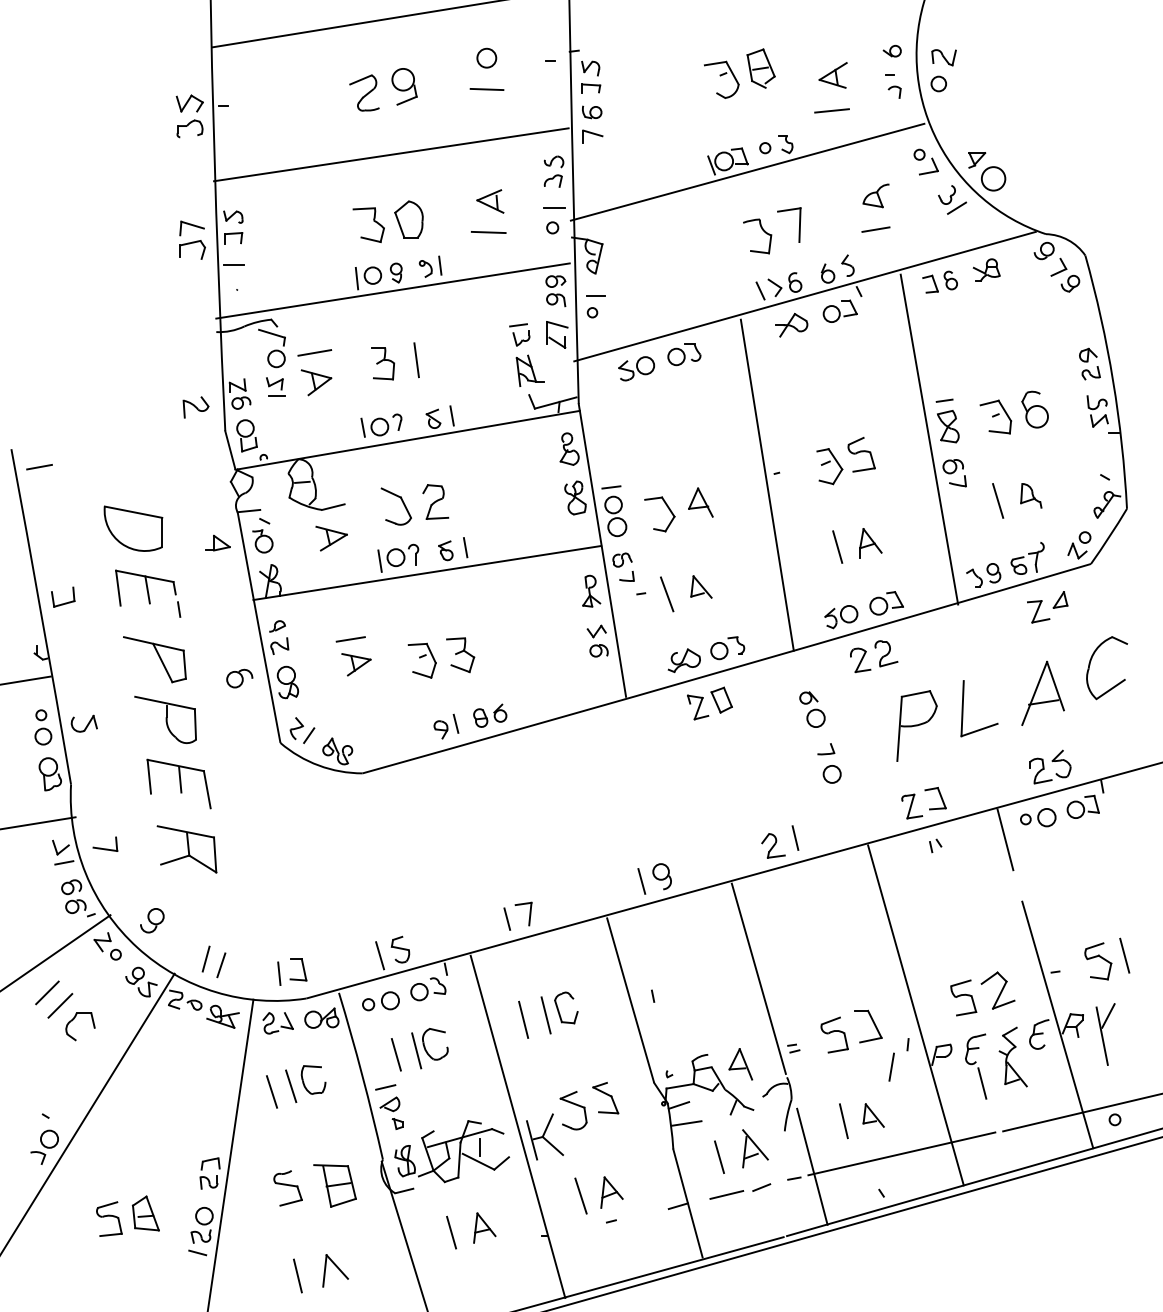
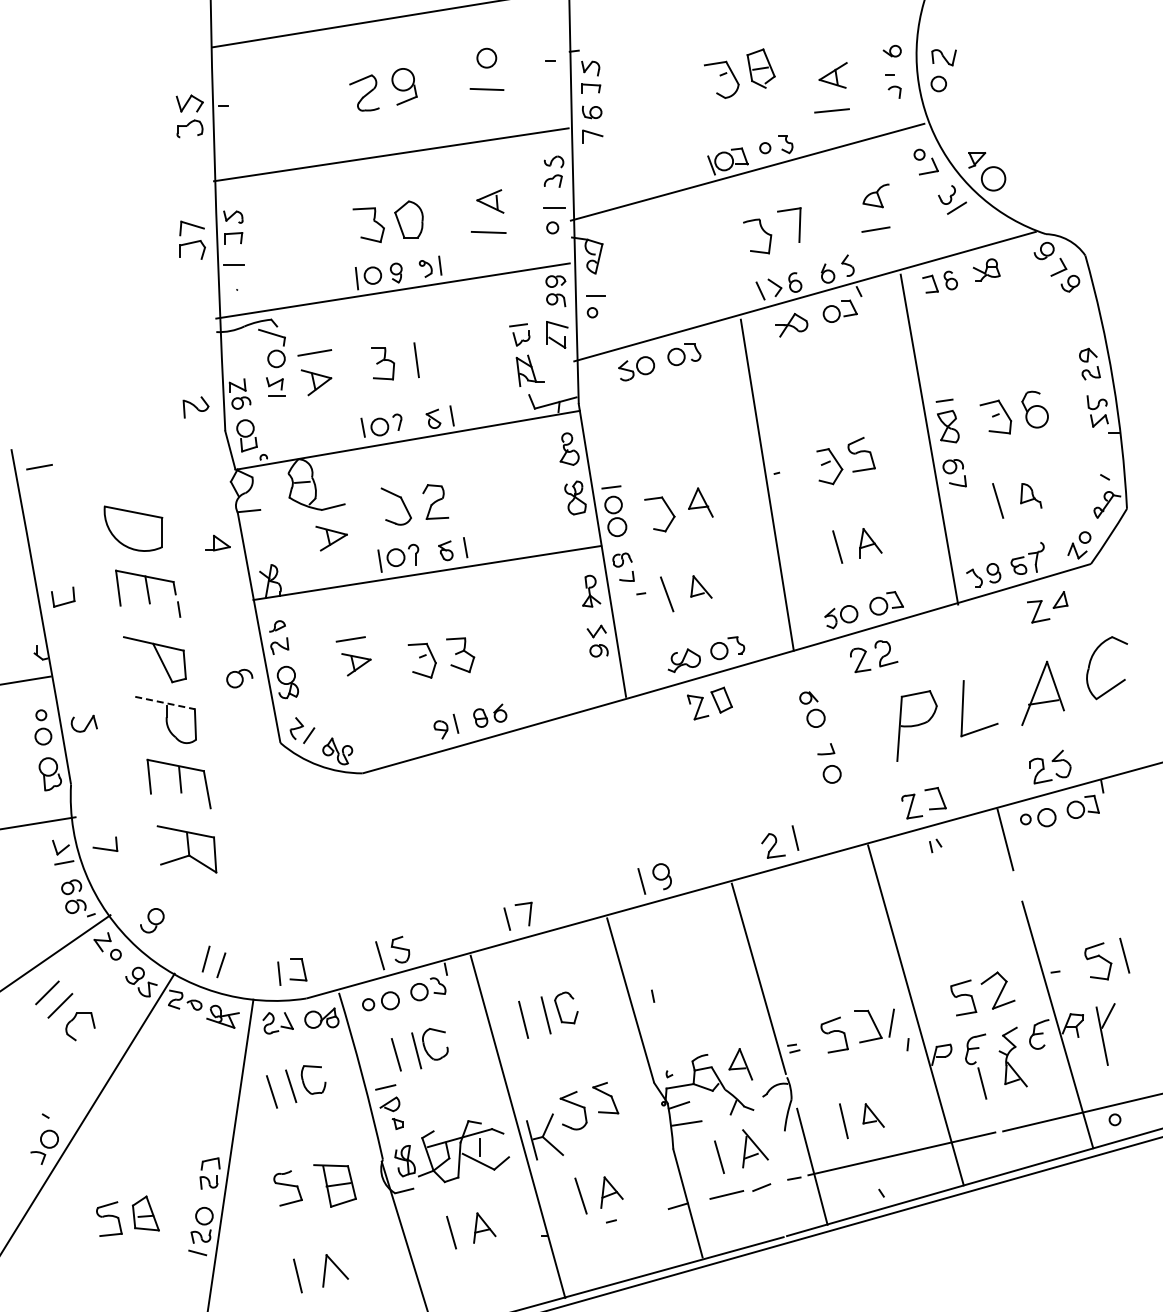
part: present -> none (262, 535)
line: solid -> dashed (165, 703)
line position: (891, 1066) -> (891, 1022) (891, 1022)
